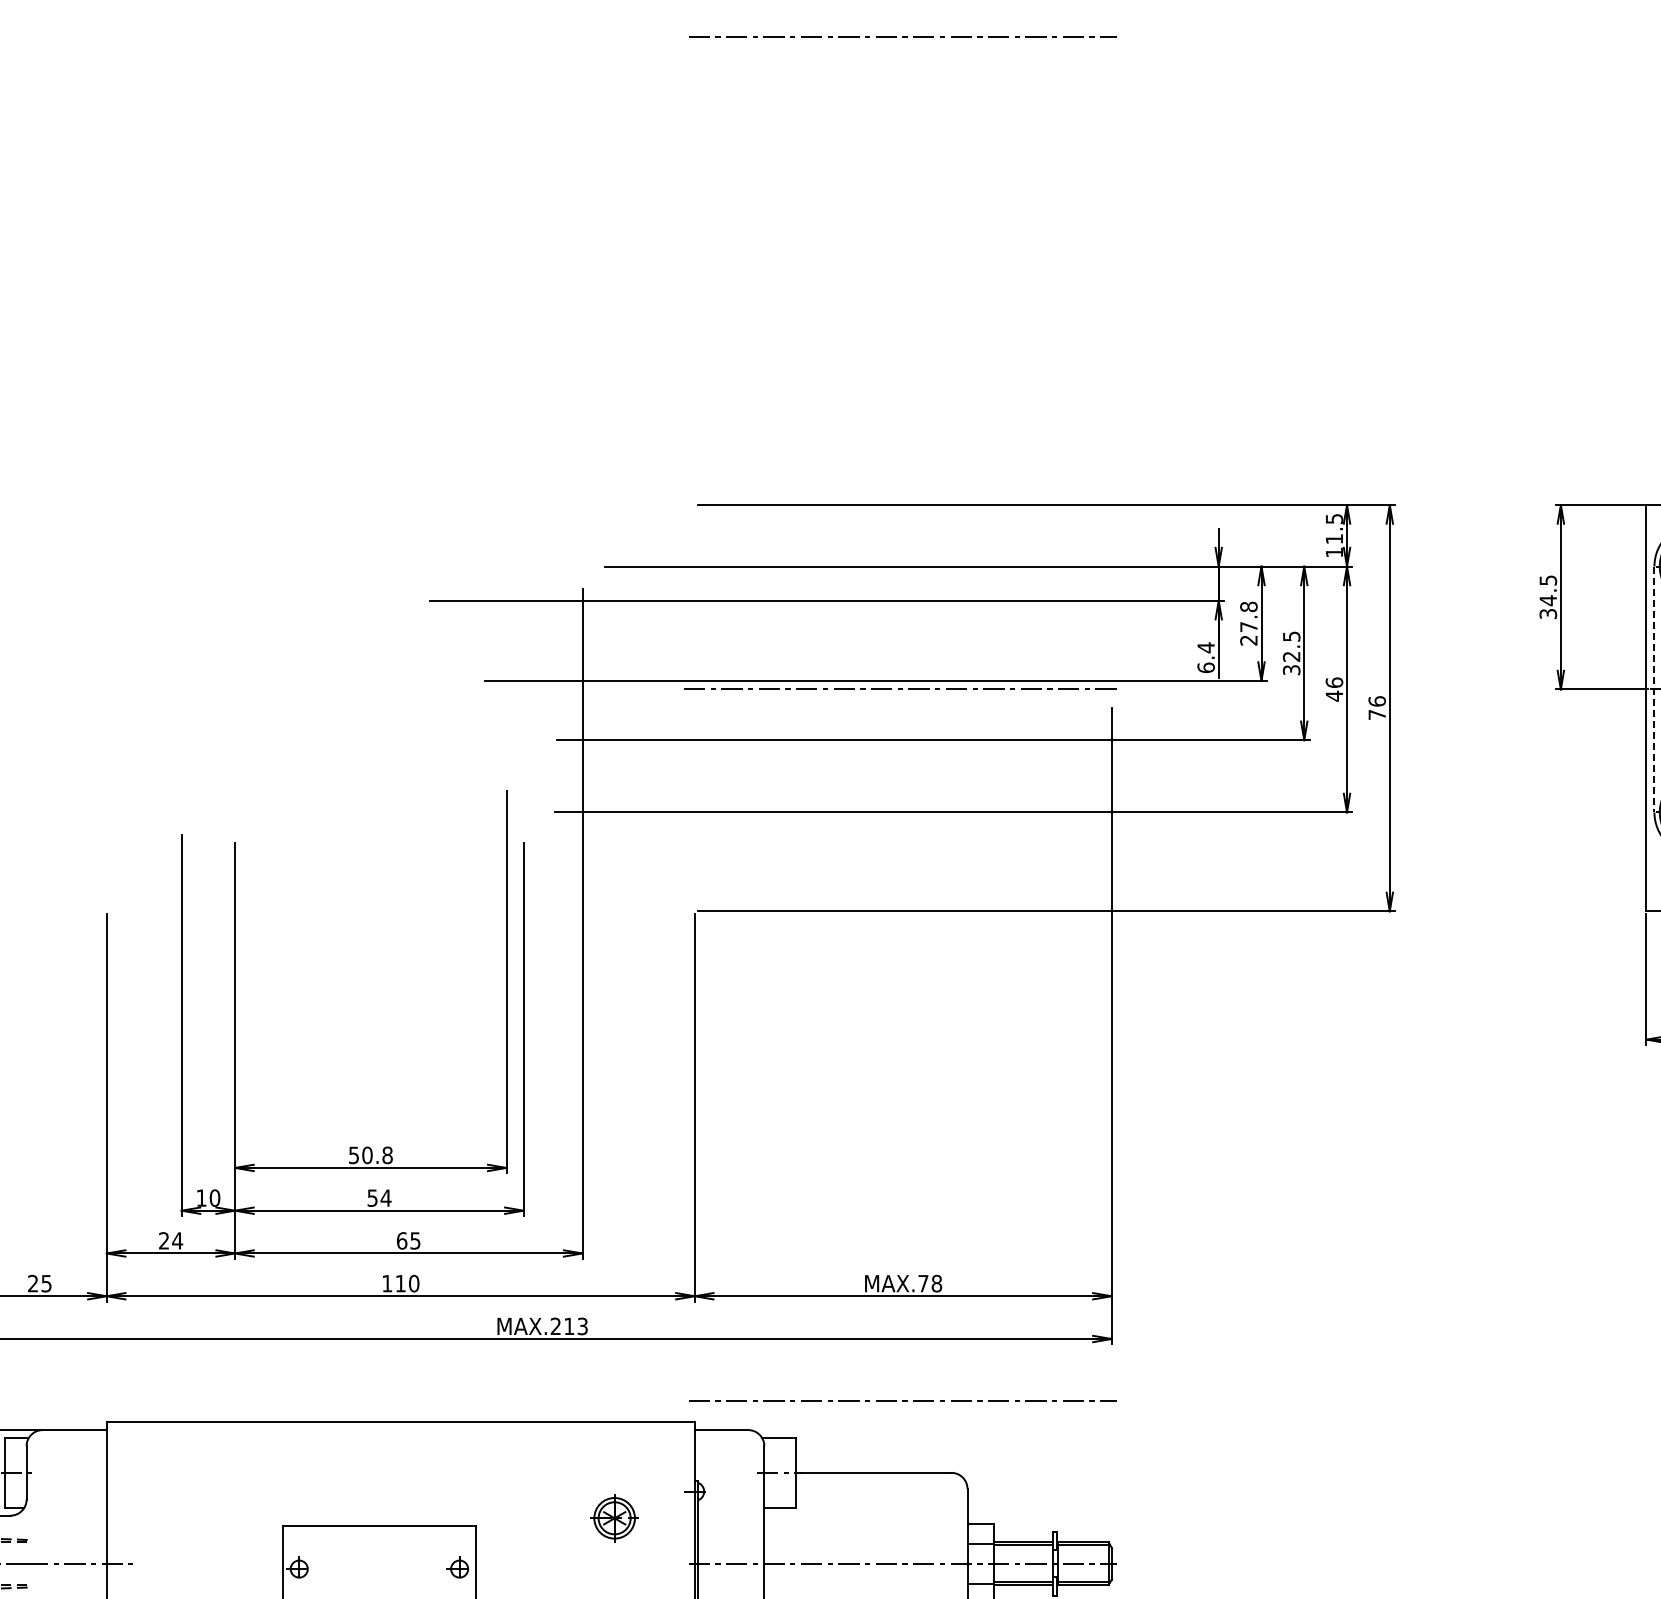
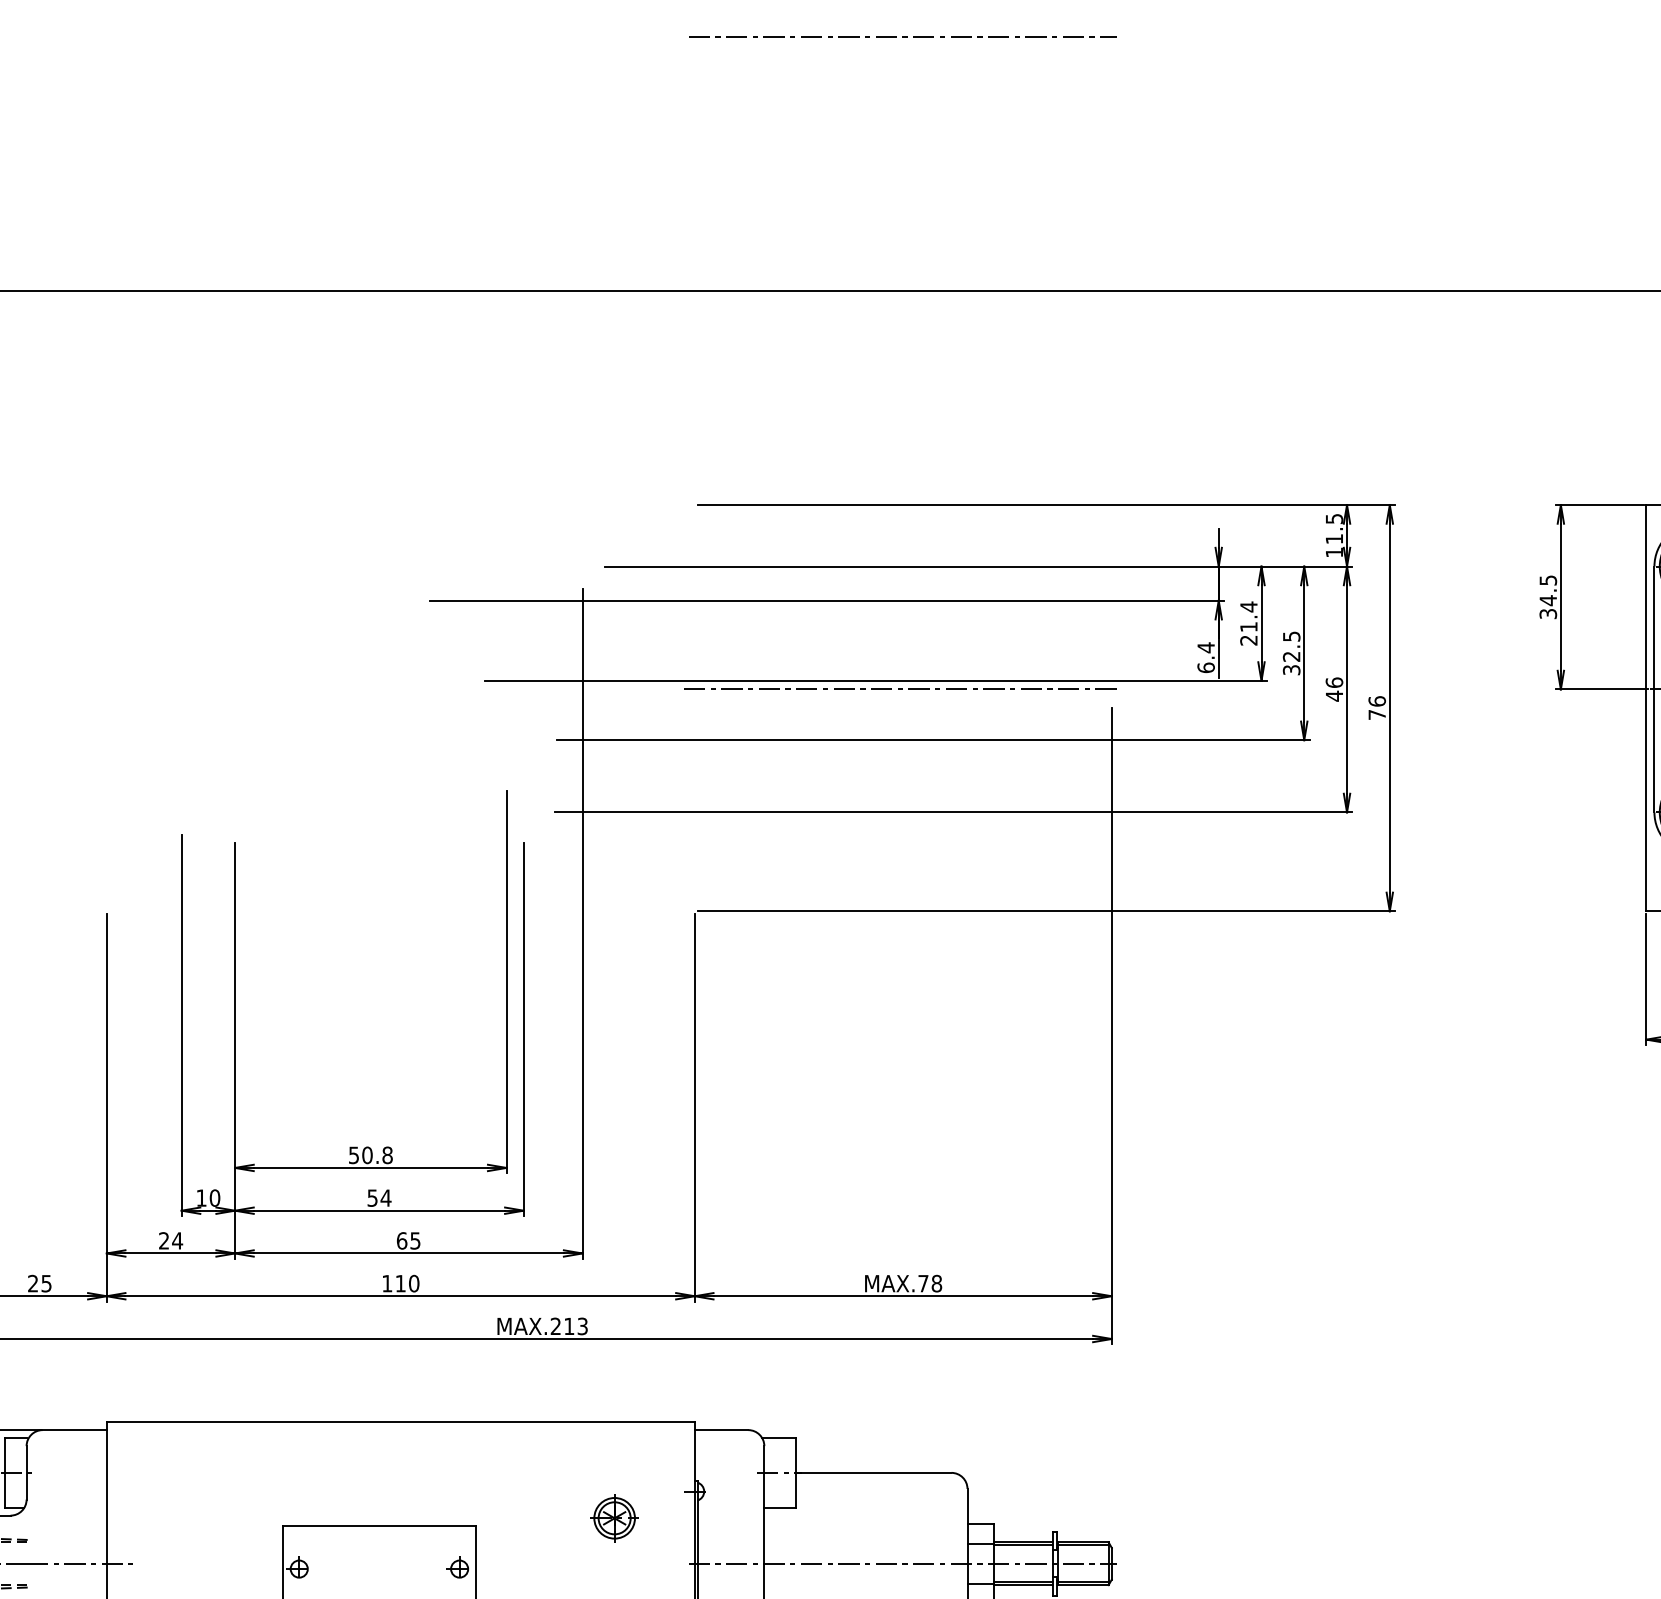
line: none -> present (829, 291)
text: 27.8 -> 21.4 (1248, 616)
line: dashed -> solid (1654, 689)
line: present -> none (902, 1400)
